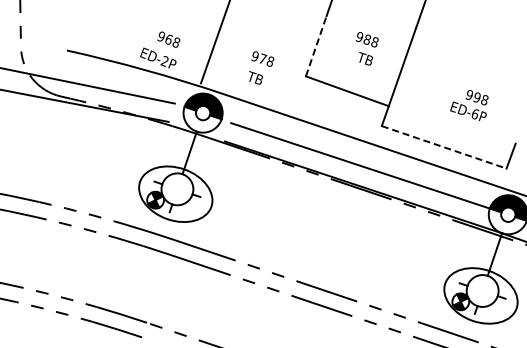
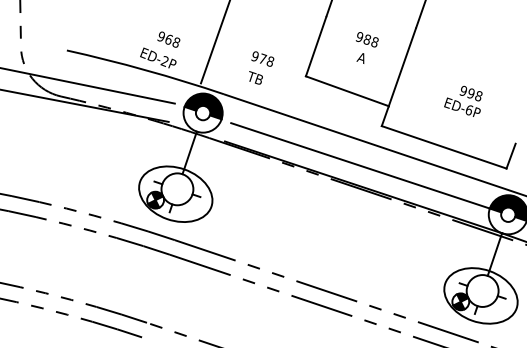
line: dashed -> solid (316, 46)
text: TB -> A (364, 58)
text position: (469, 104) -> (463, 100) (463, 100)
line: dashed -> solid (444, 147)
